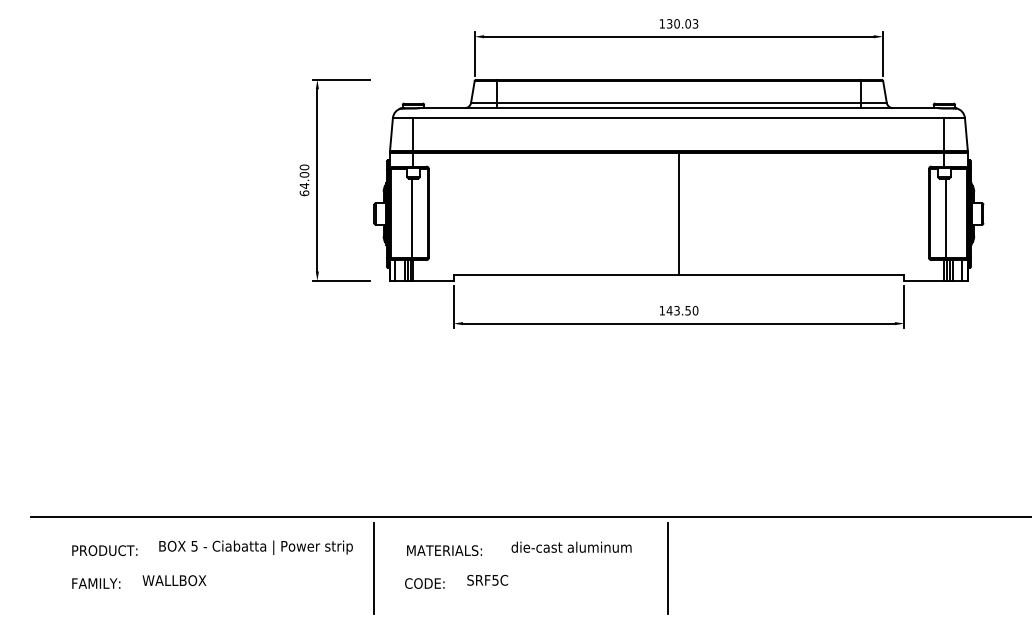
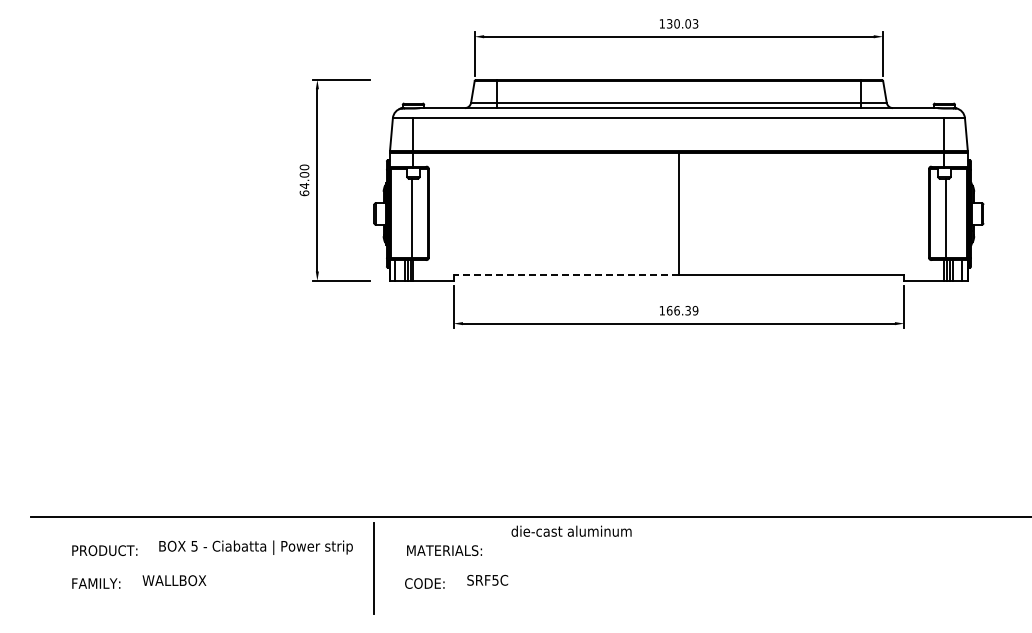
line: solid -> dashed (566, 274)
text: 143.50 -> 166.39 (682, 310)
text position: (571, 546) -> (571, 530) (571, 530)
line: present -> none (668, 567)
